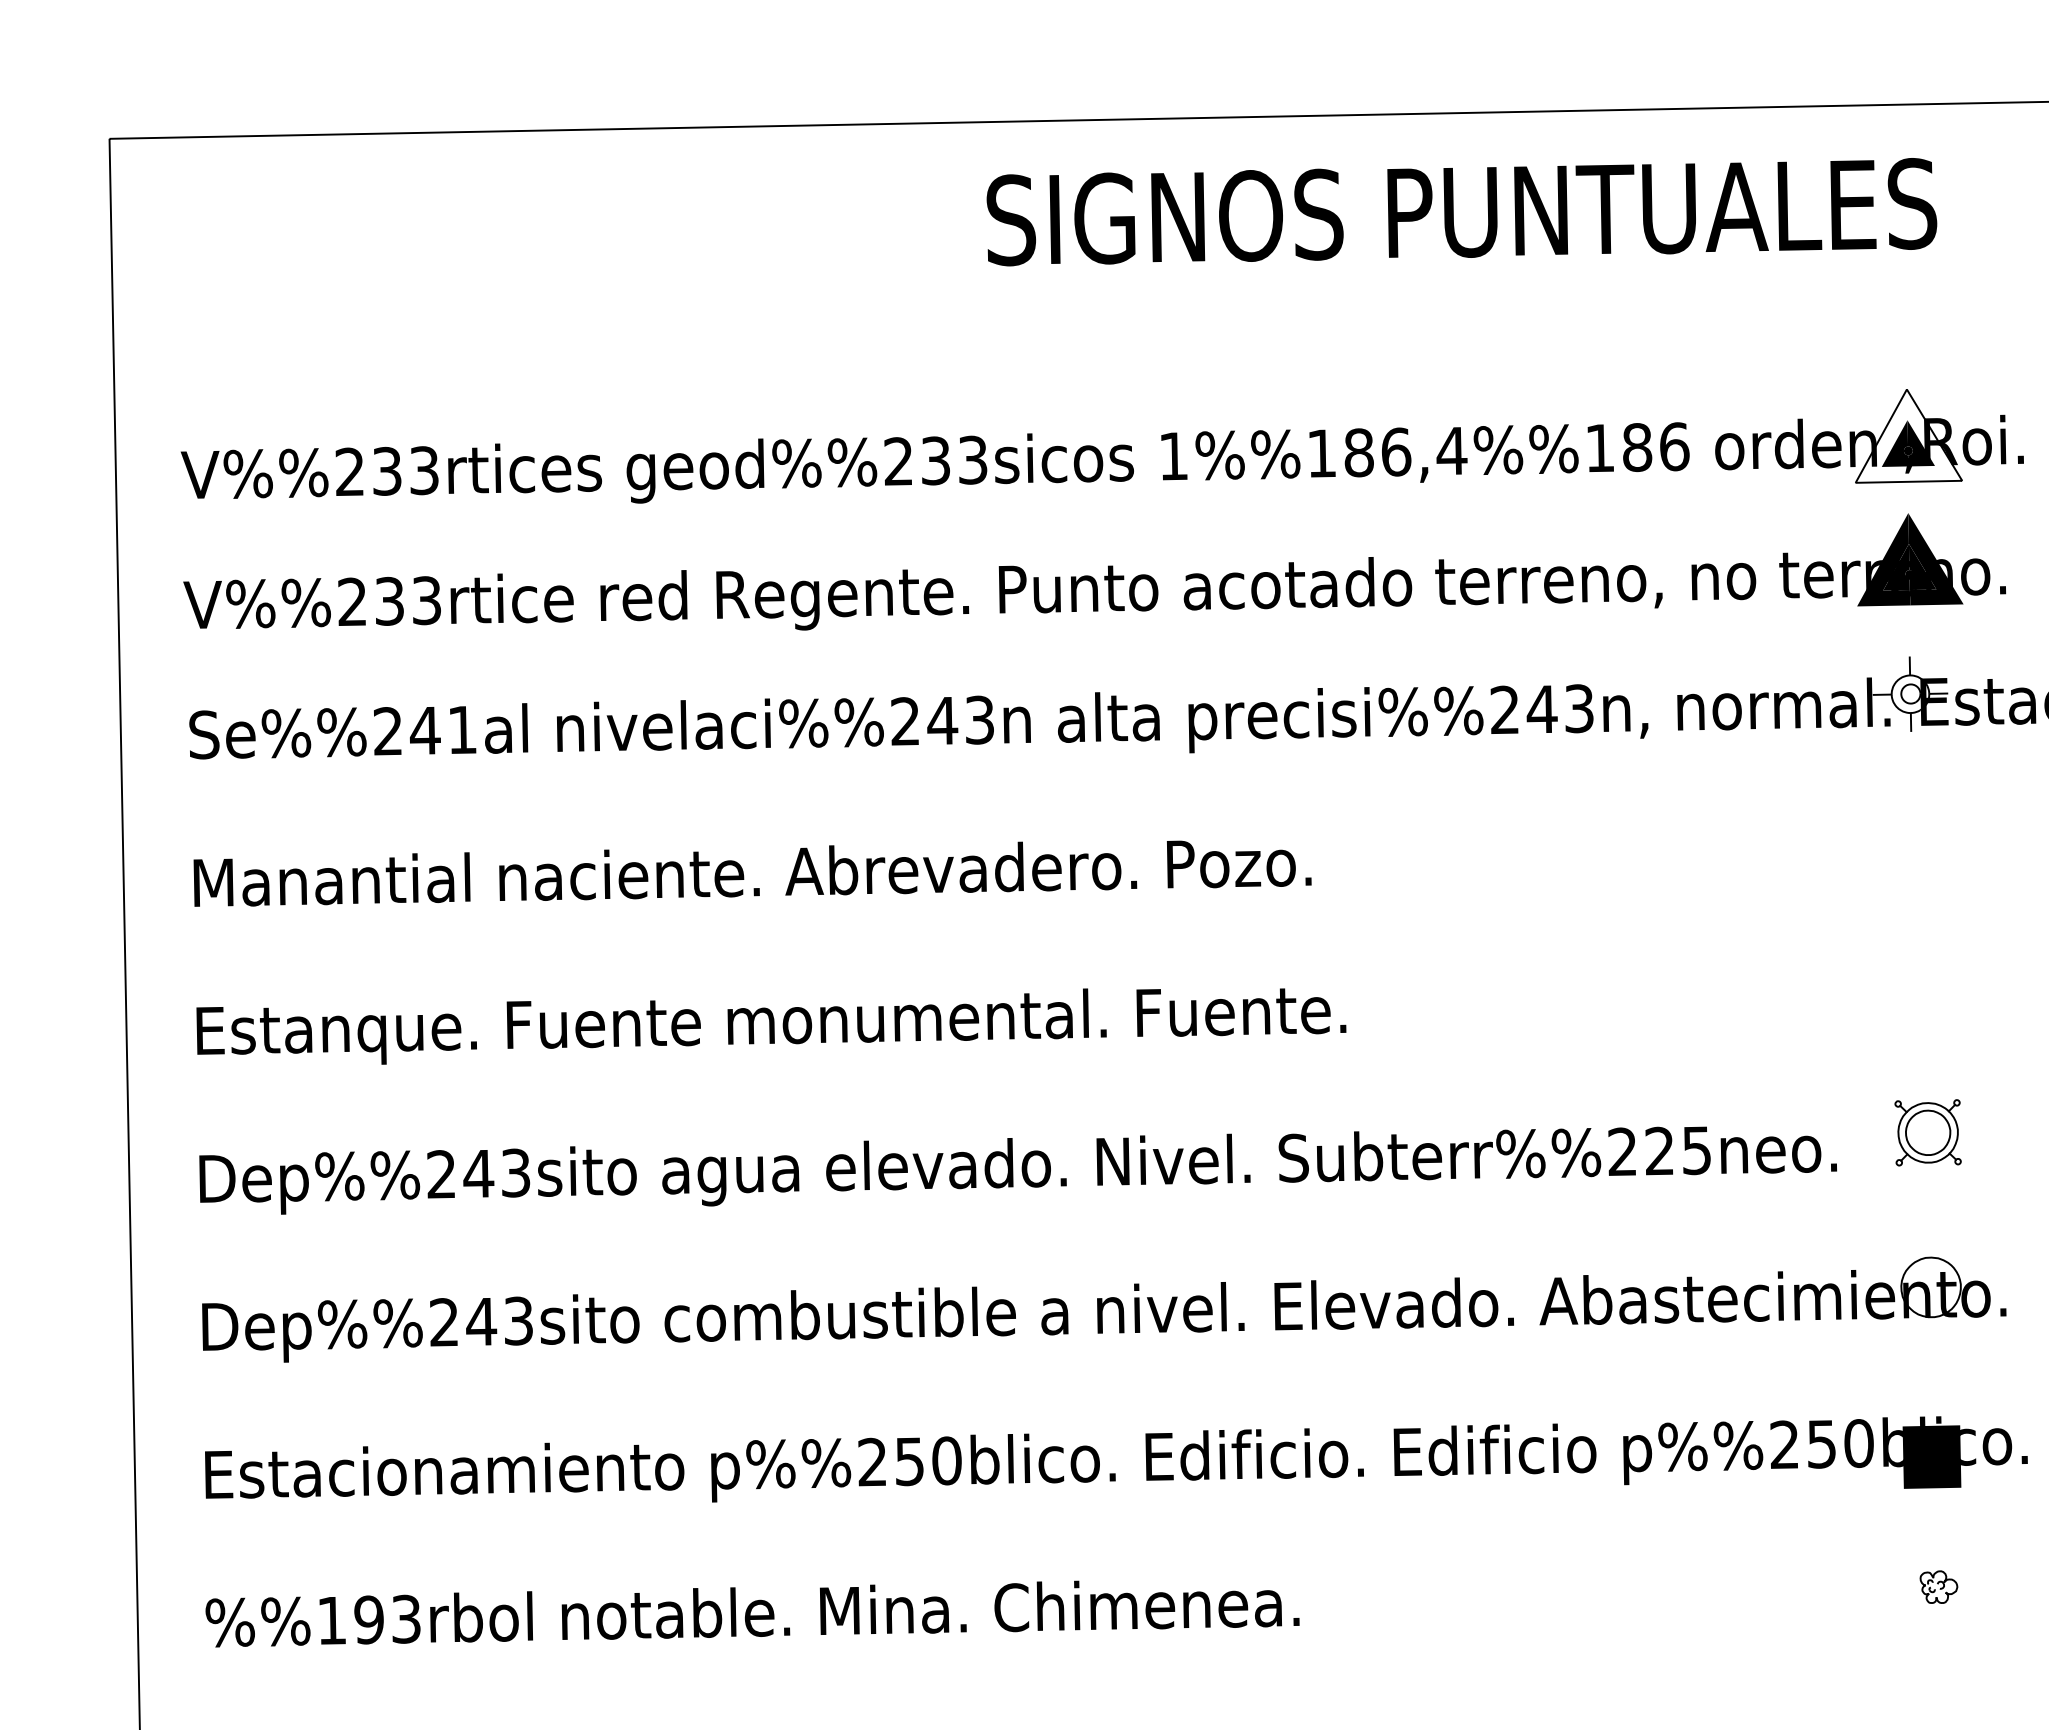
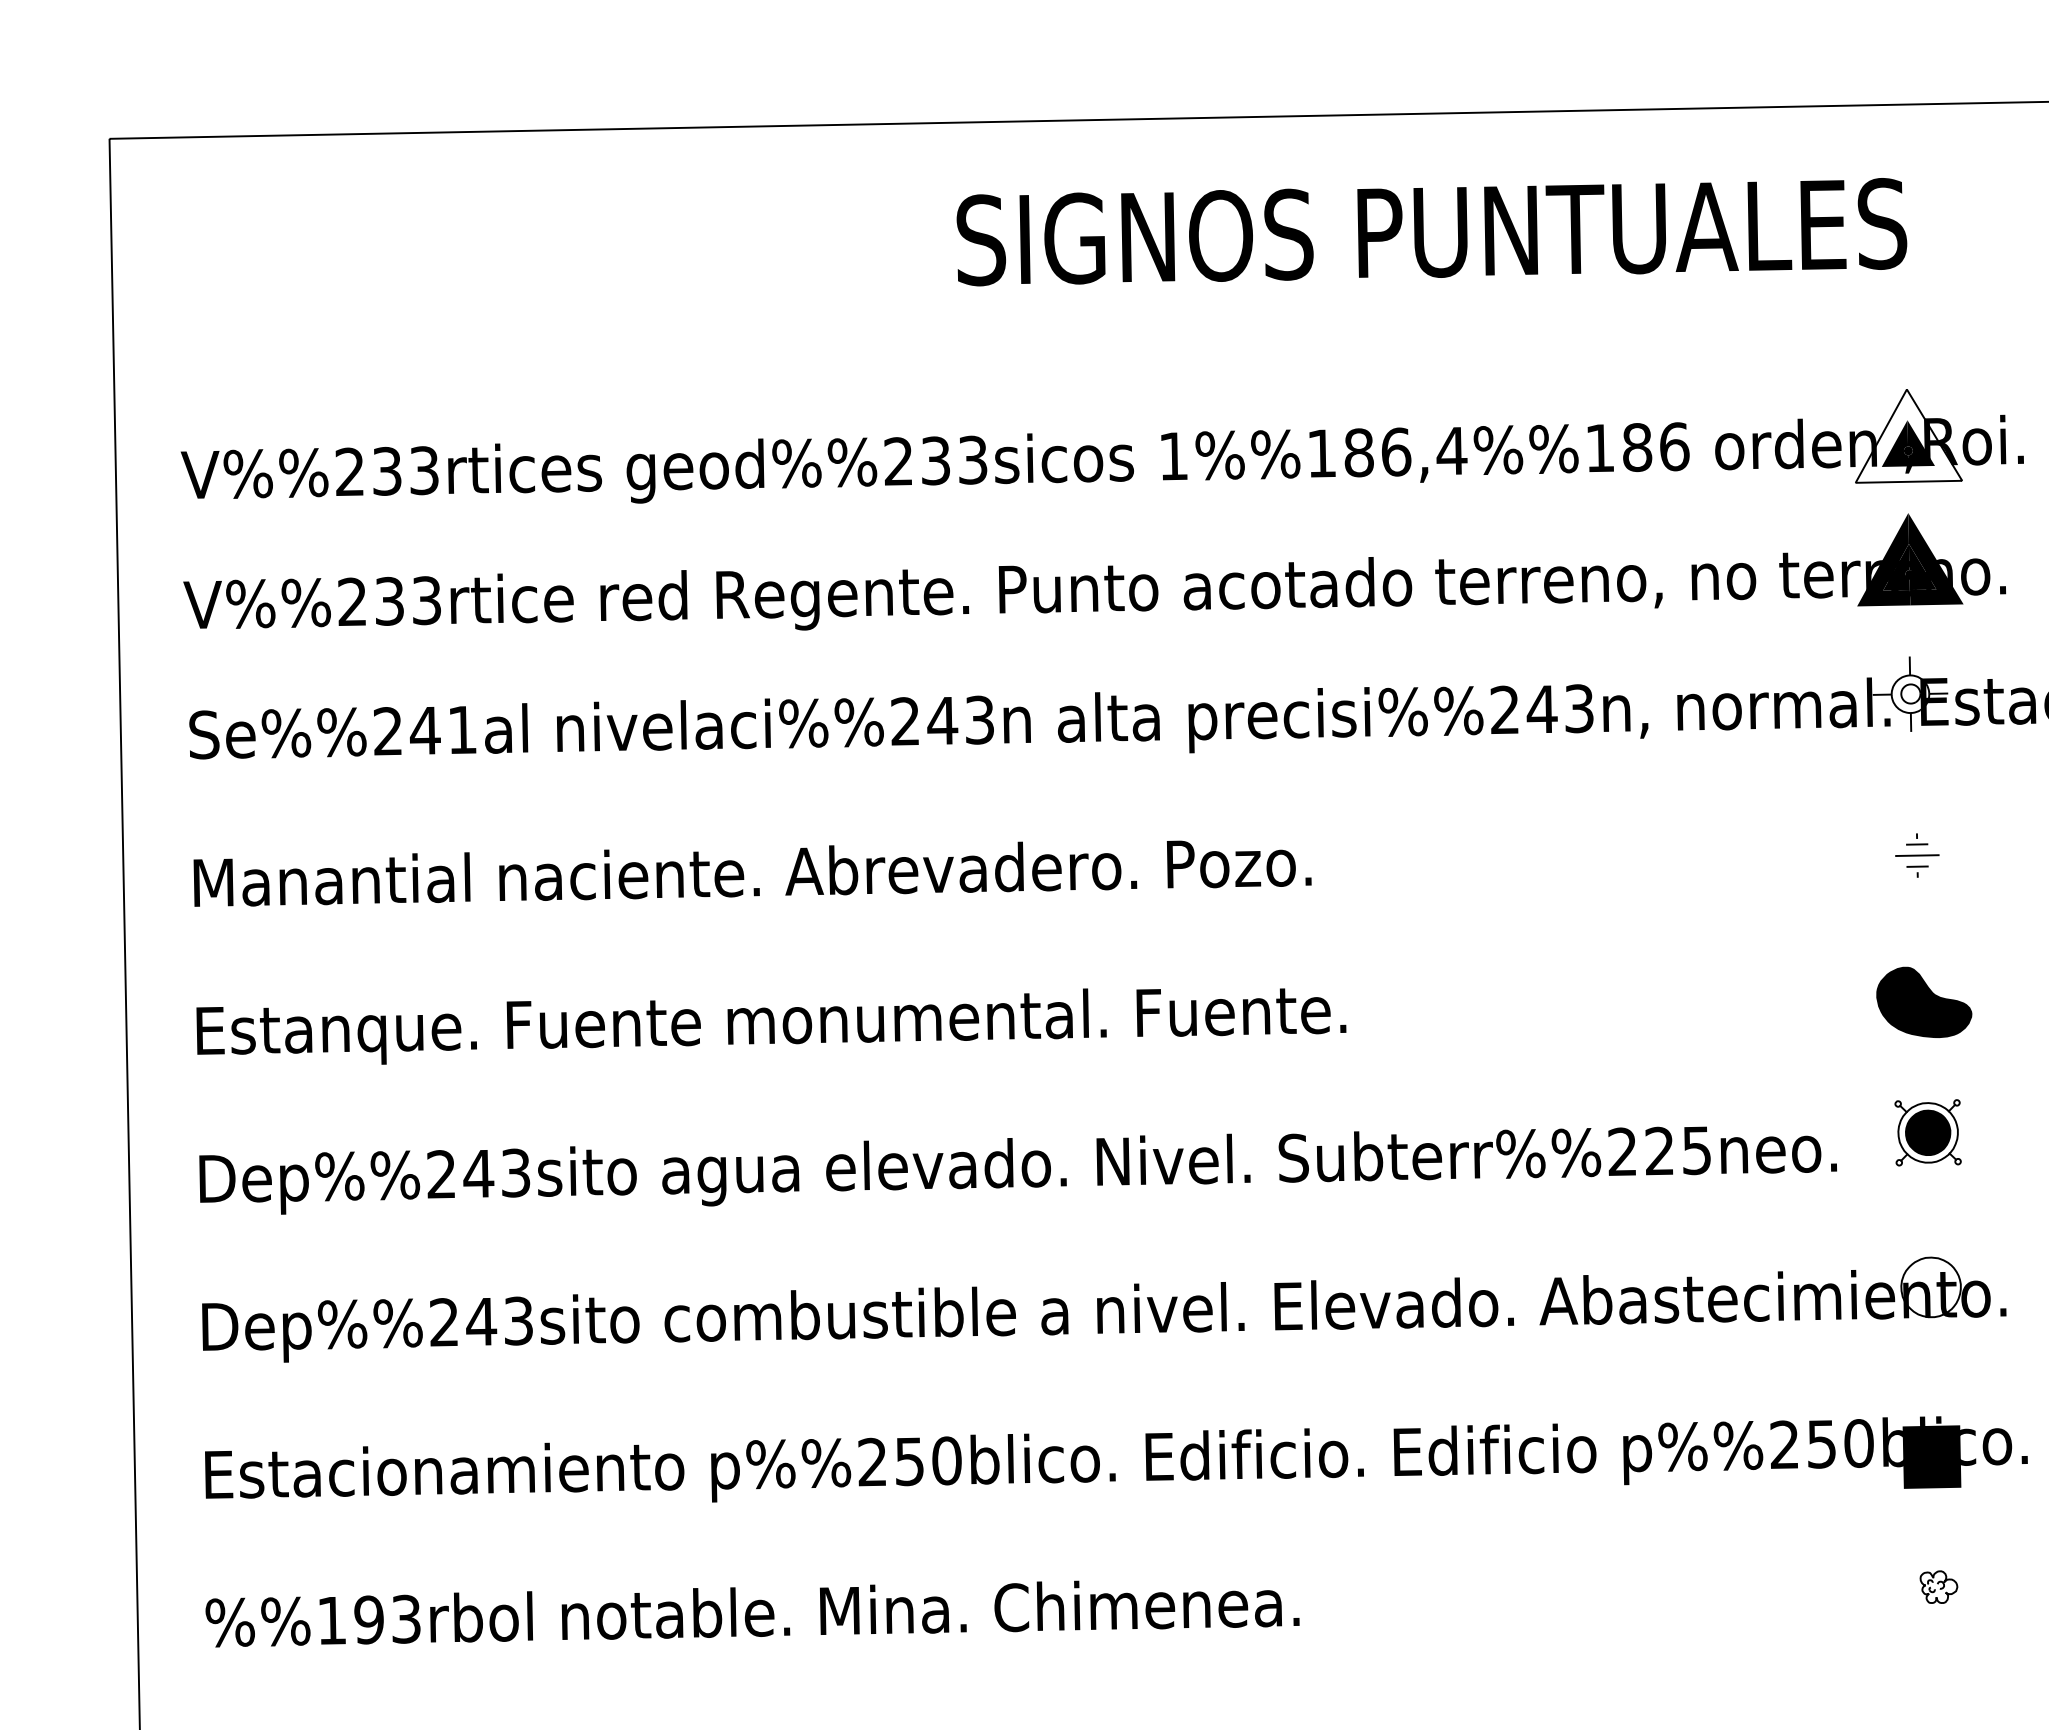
text position: (1461, 212) -> (1431, 232) (1431, 232)
part: none -> present (1917, 855)
part: none -> present (1924, 1001)
fill: none -> present (1927, 1132)
